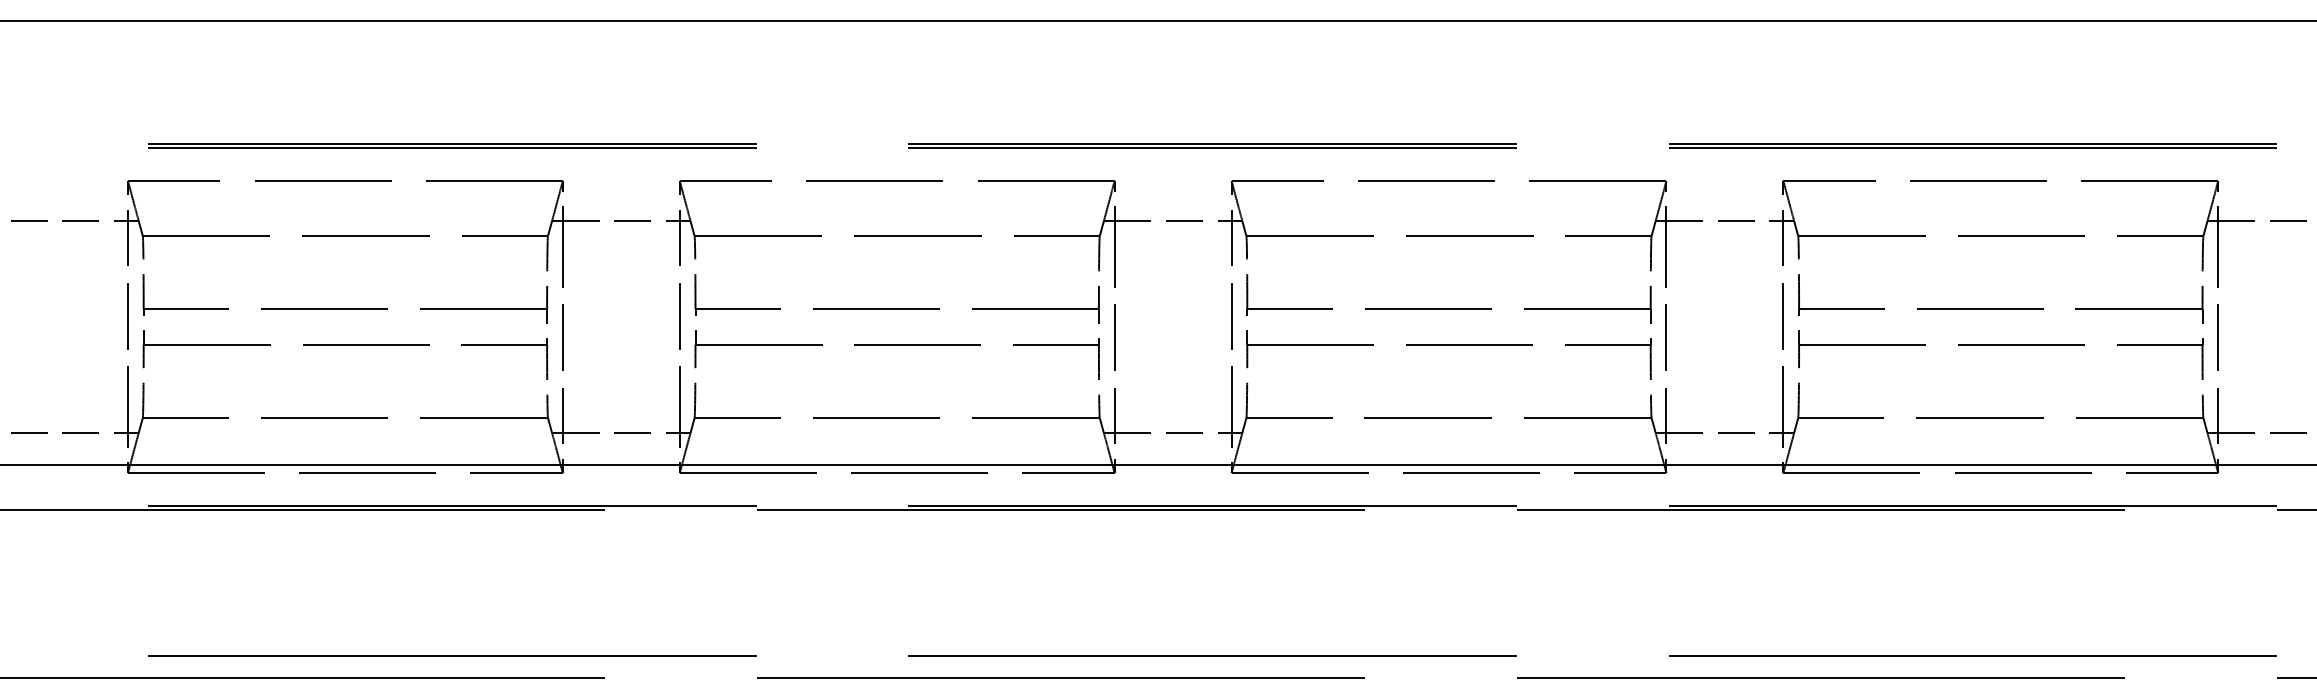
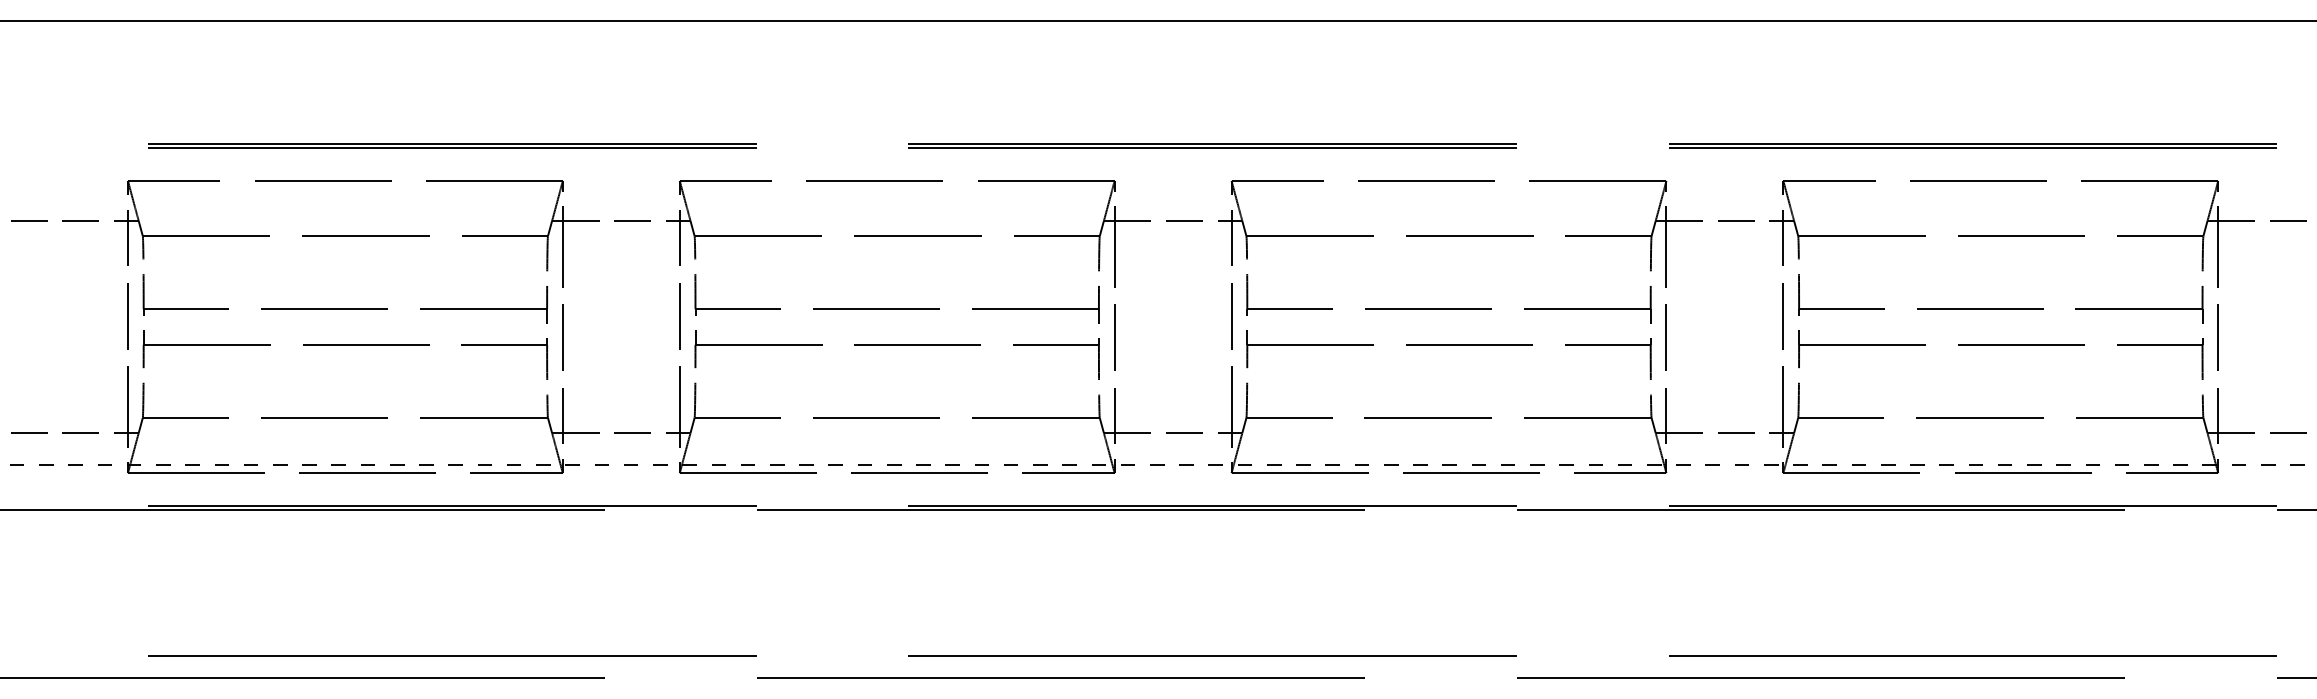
line: solid -> dashed (1158, 465)
